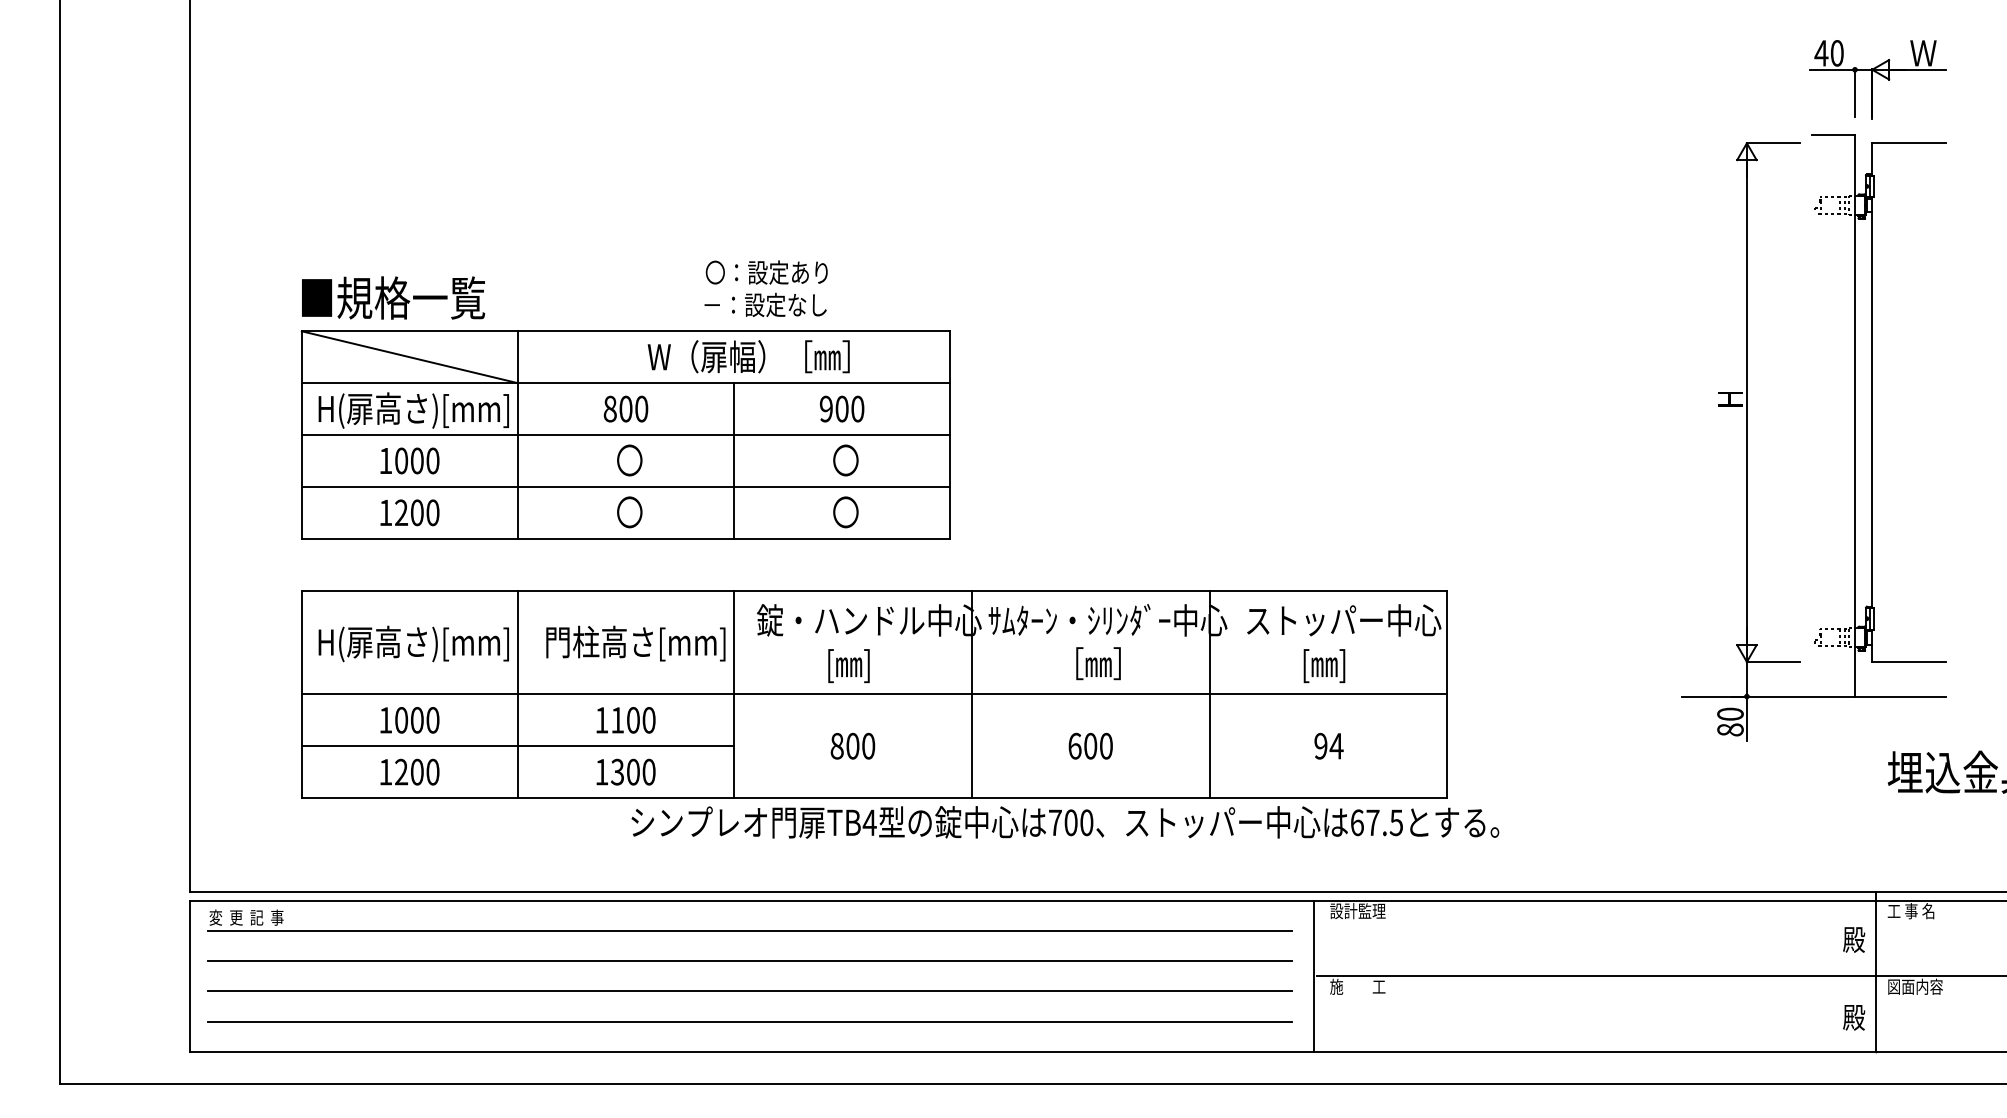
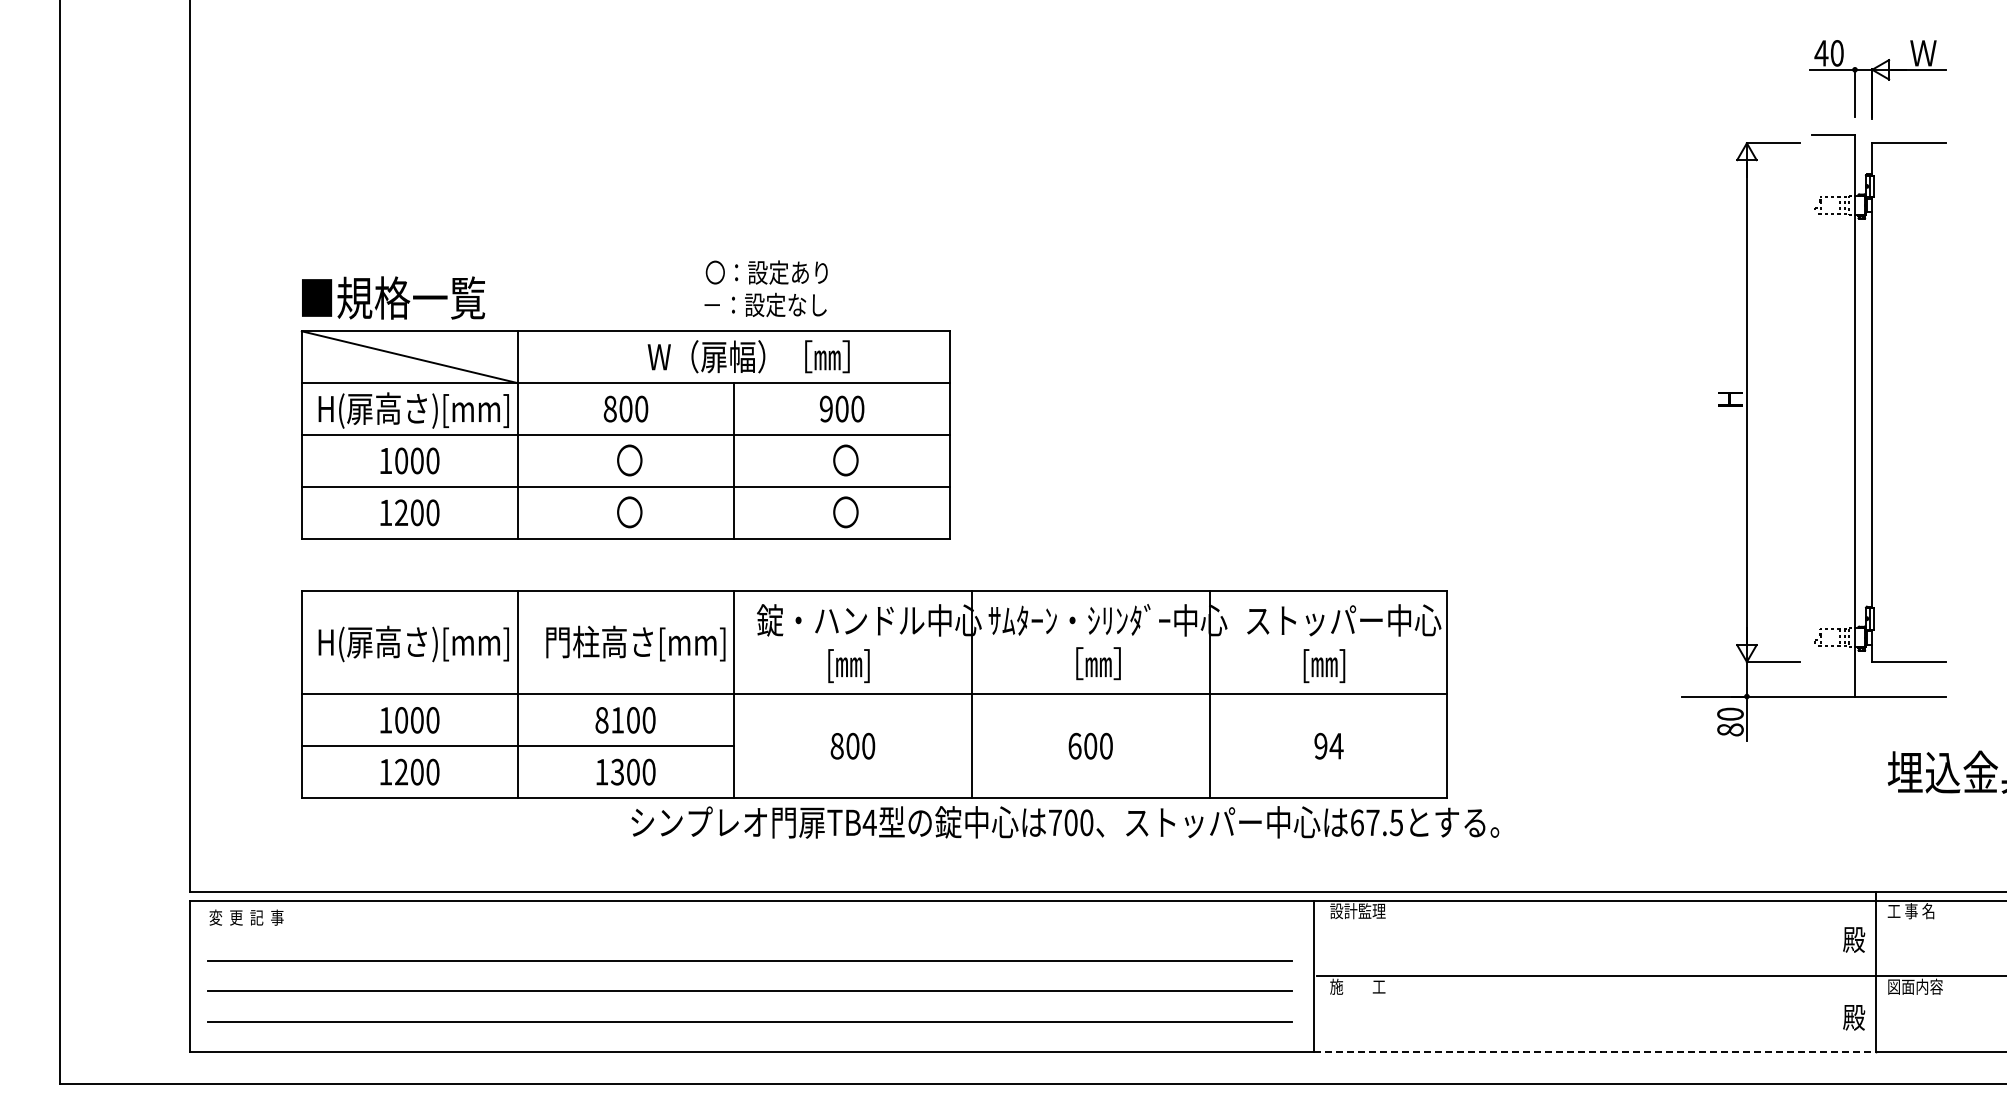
text: 1100 -> 8100 (601, 720)
line: present -> none (750, 930)
line: solid -> dashed (1594, 1051)
